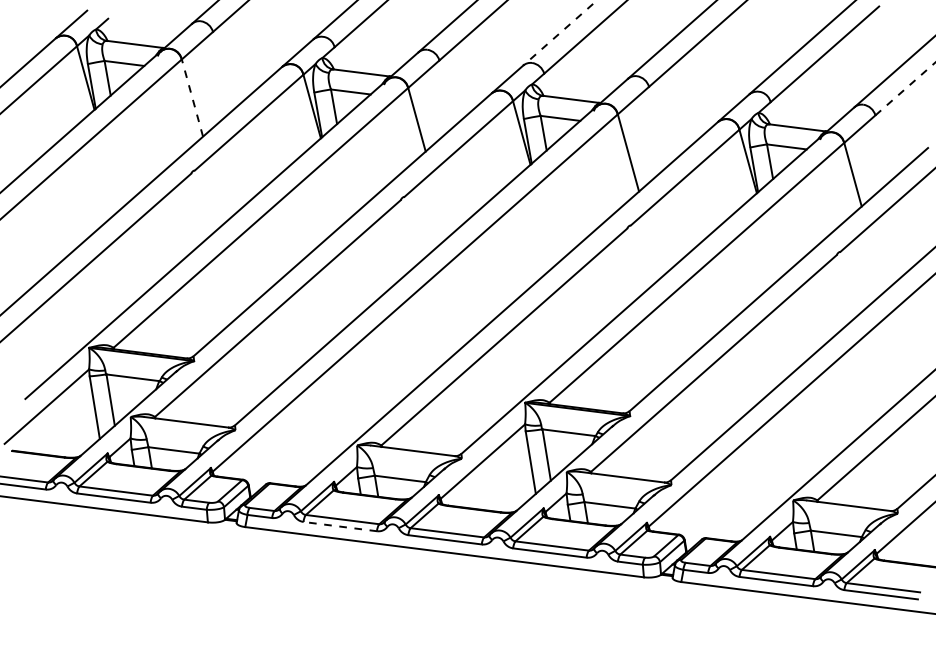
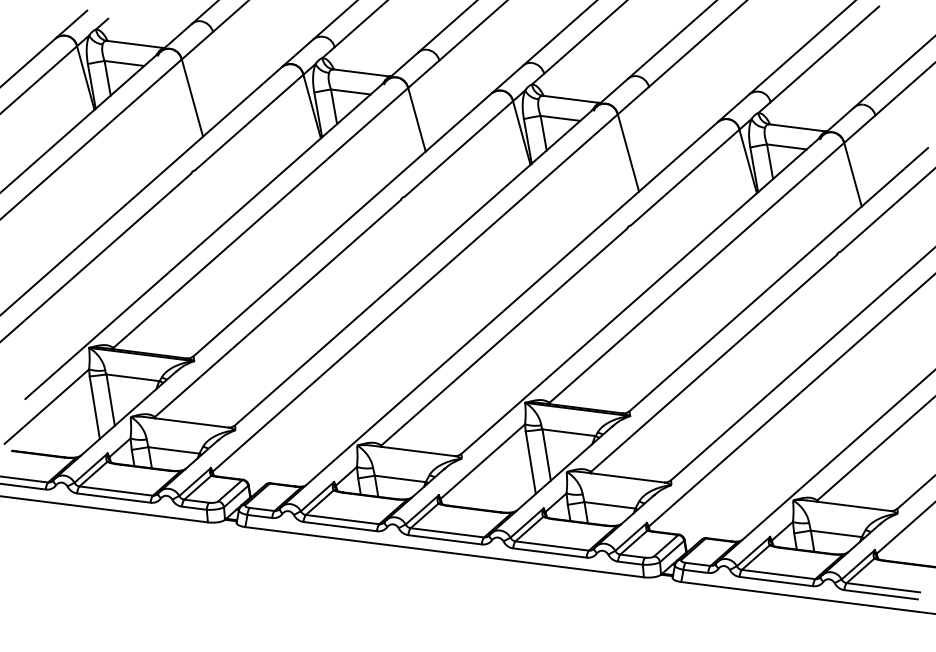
line: dashed -> solid (559, 33)
line: dashed -> solid (905, 88)
line: dashed -> solid (192, 97)
line: dashed -> solid (339, 526)
